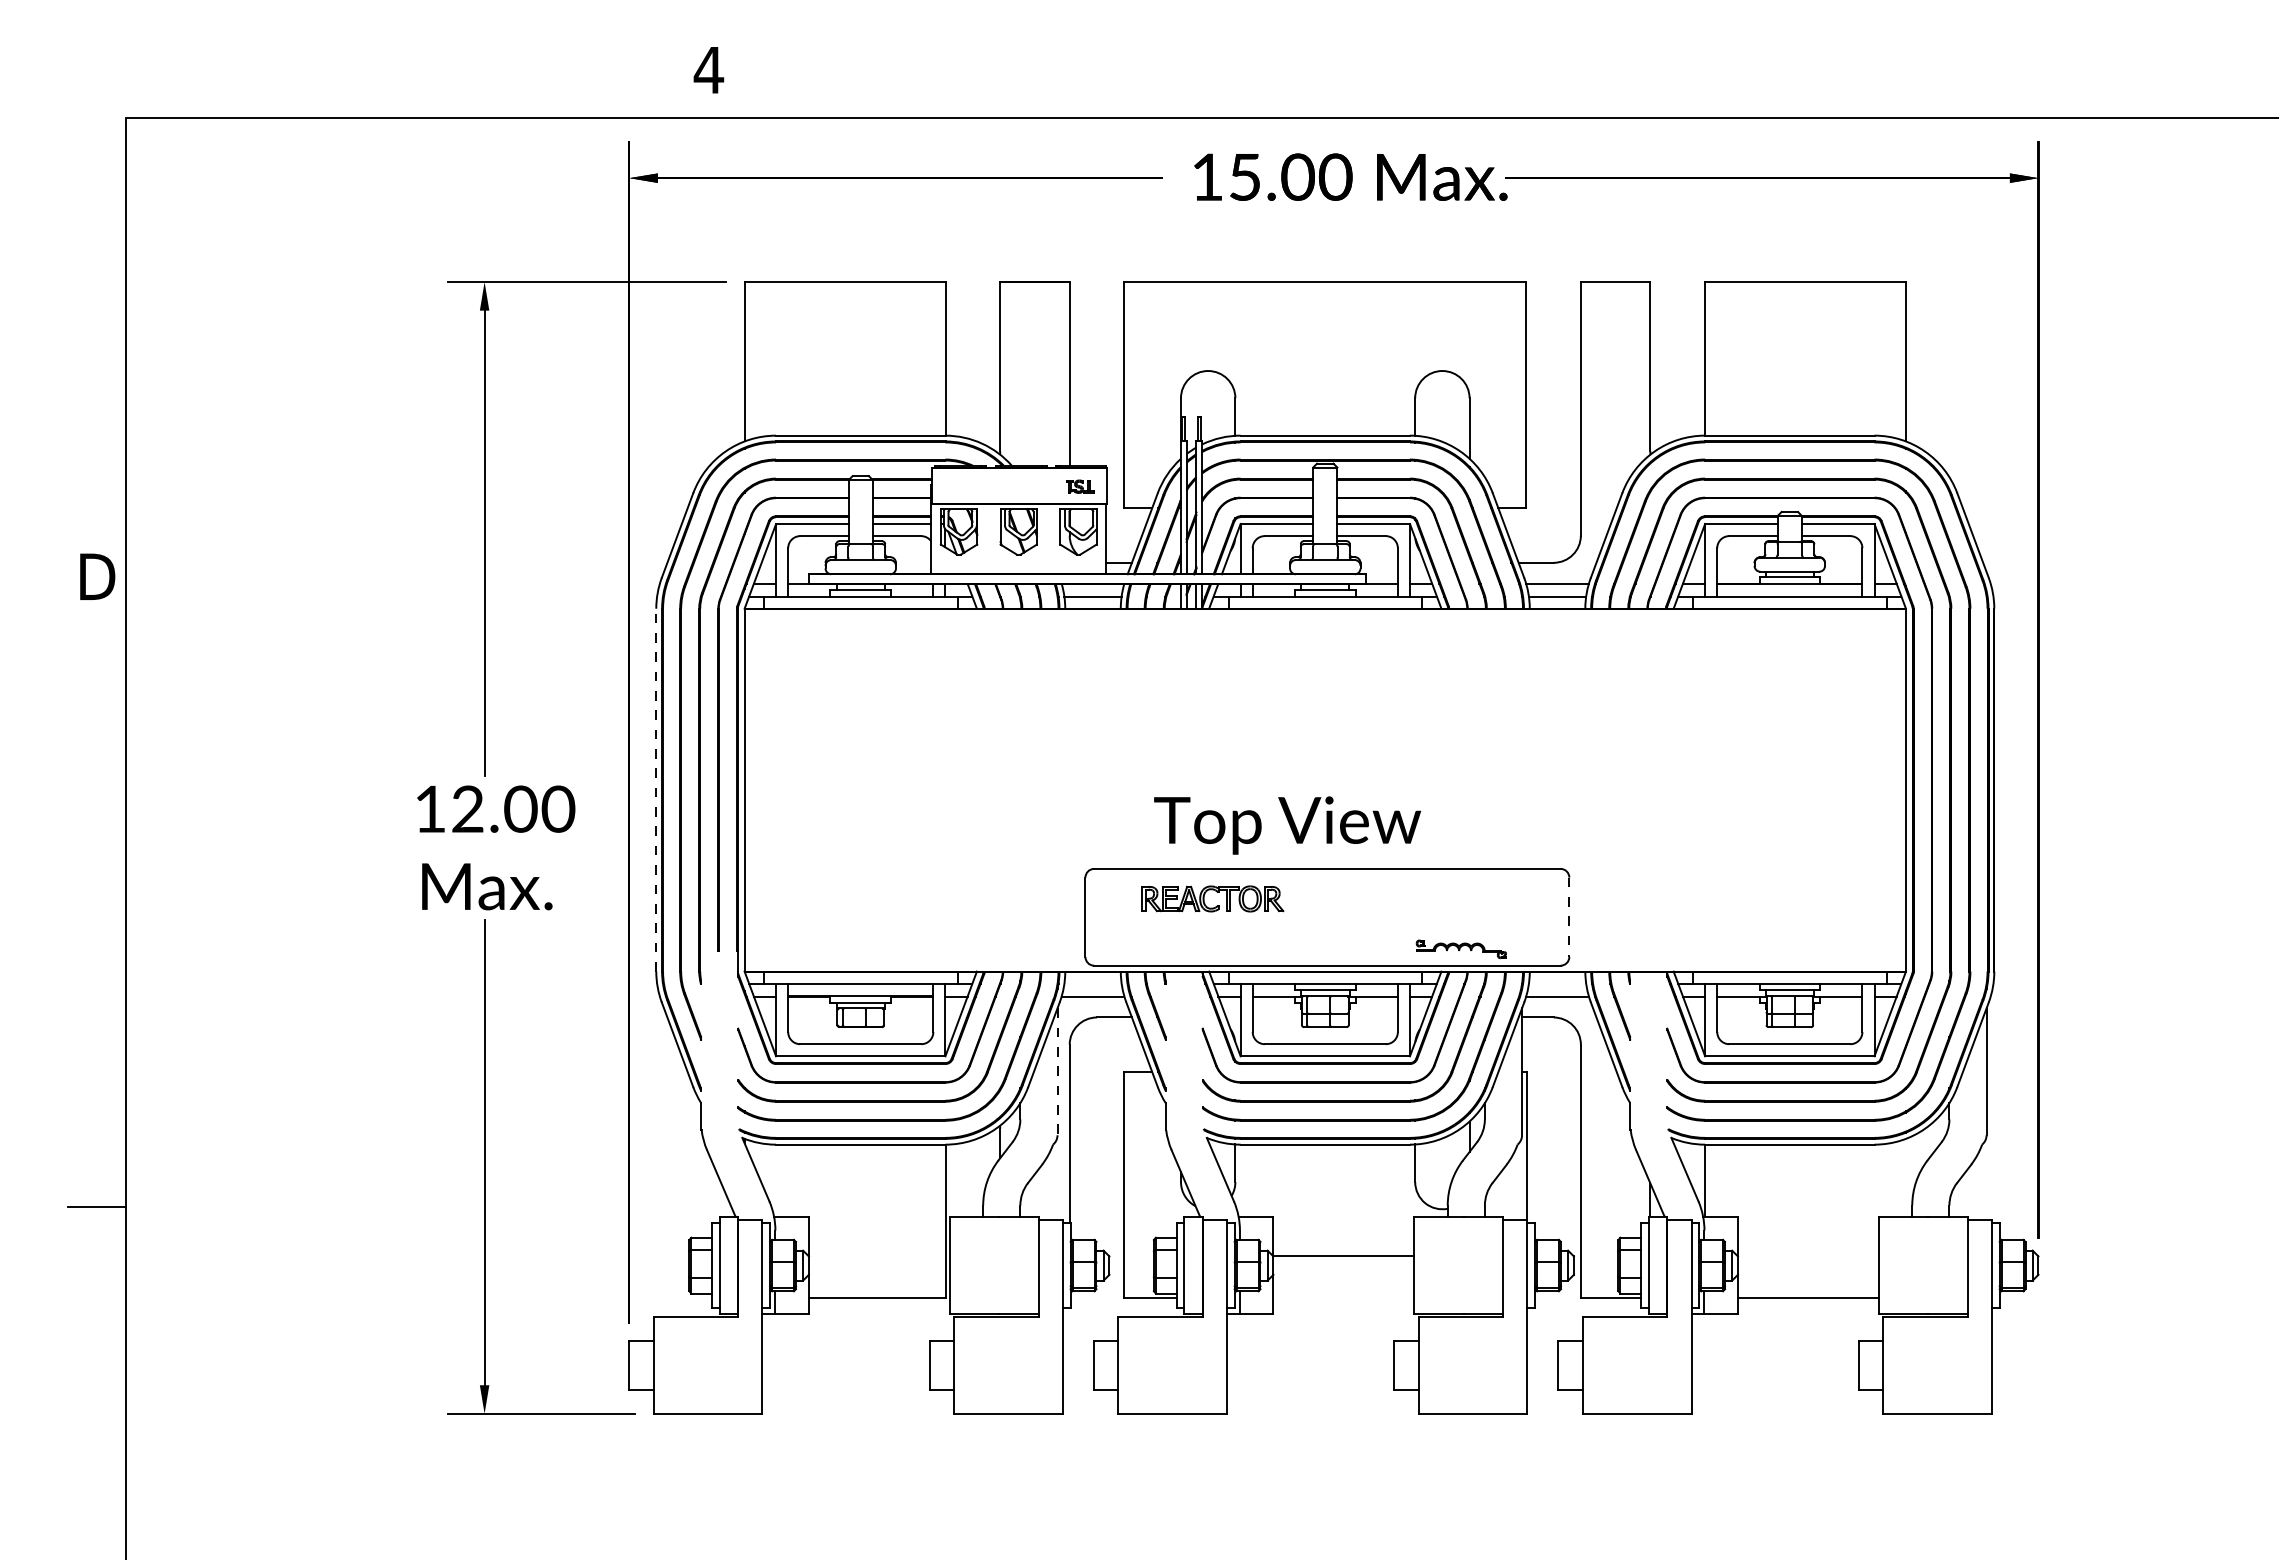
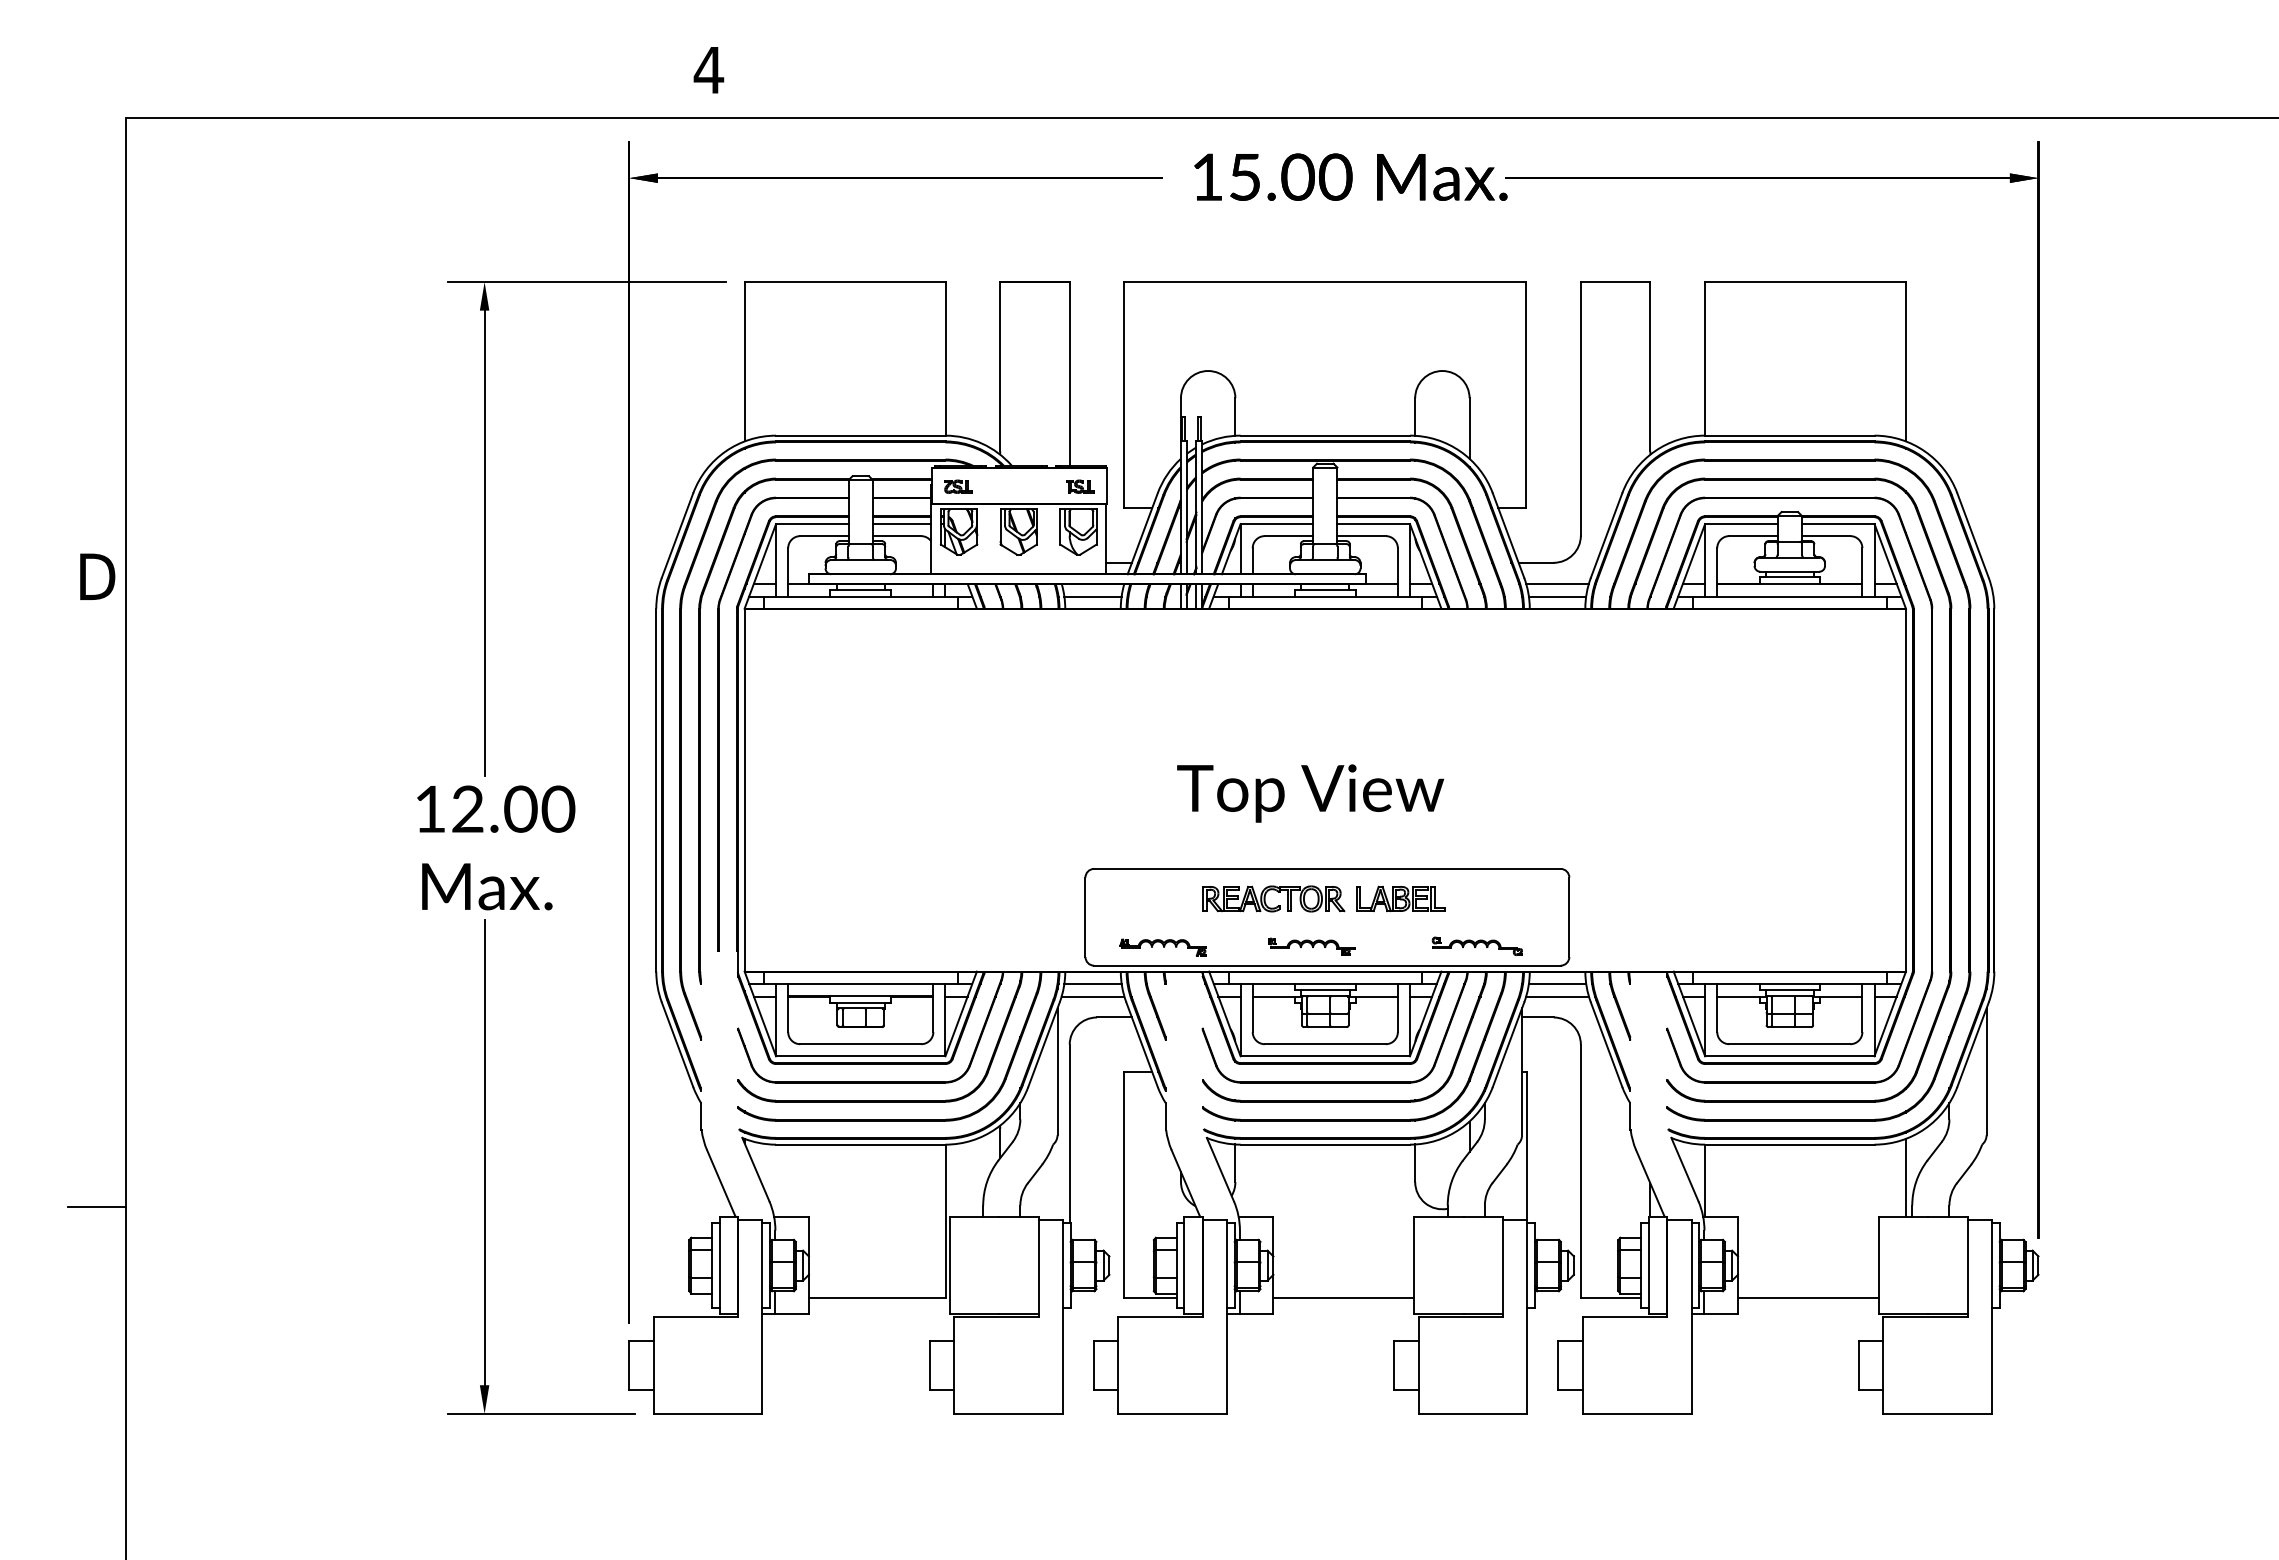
part: none -> present (958, 486)
line: dashed -> solid (656, 789)
text position: (1287, 825) -> (1310, 793) (1310, 793)
part position: (1216, 892) -> (1277, 892) (1277, 892)
part: none -> present (1400, 898)
line: dashed -> solid (1569, 917)
part: none -> present (1311, 946)
part: none -> present (1162, 947)
part position: (1460, 948) -> (1476, 945) (1476, 945)
line: none -> present (1092, 983)
line: none -> present (1557, 983)
line: dashed -> solid (1057, 1071)
line: none -> present (1905, 1177)
line position: (1343, 1256) -> (1343, 1298) (1343, 1298)
